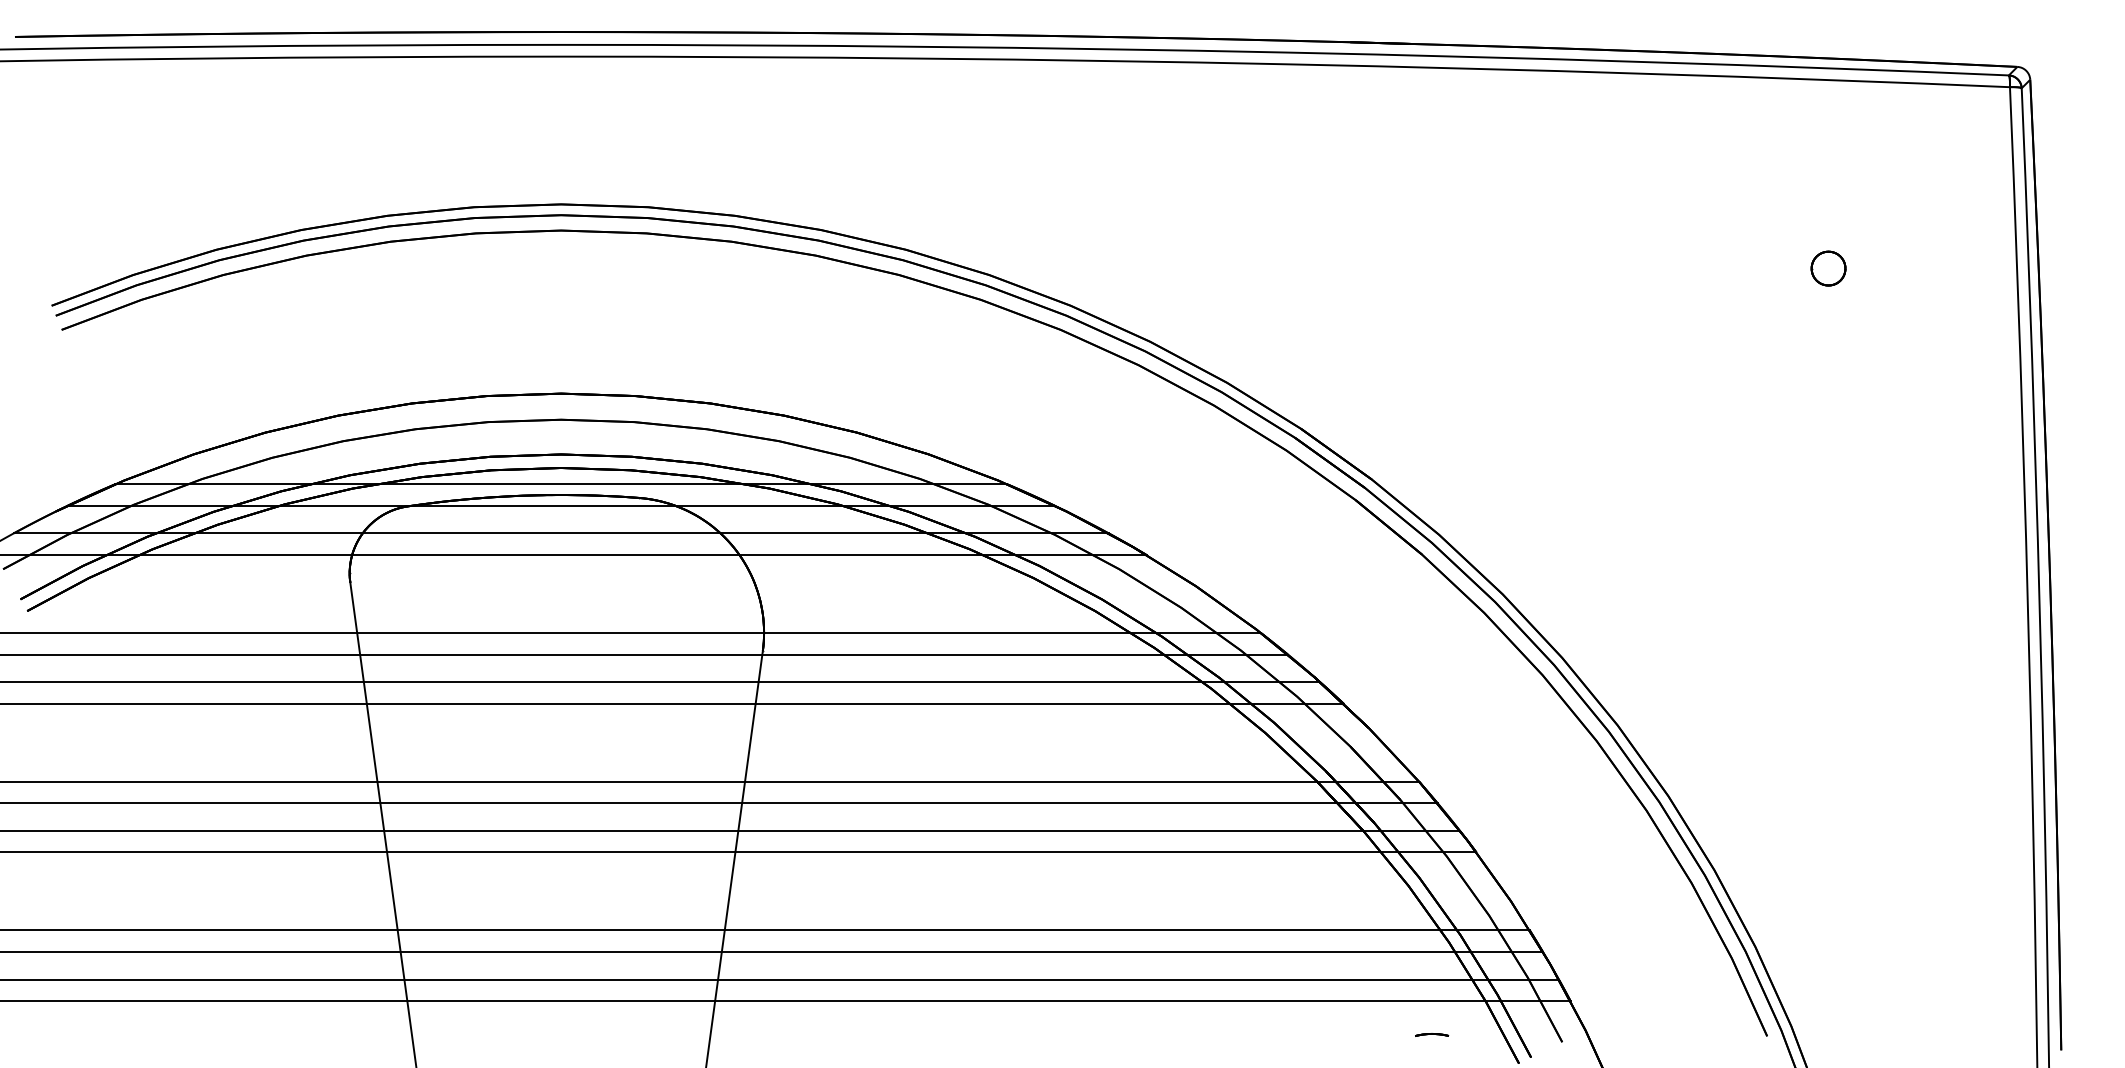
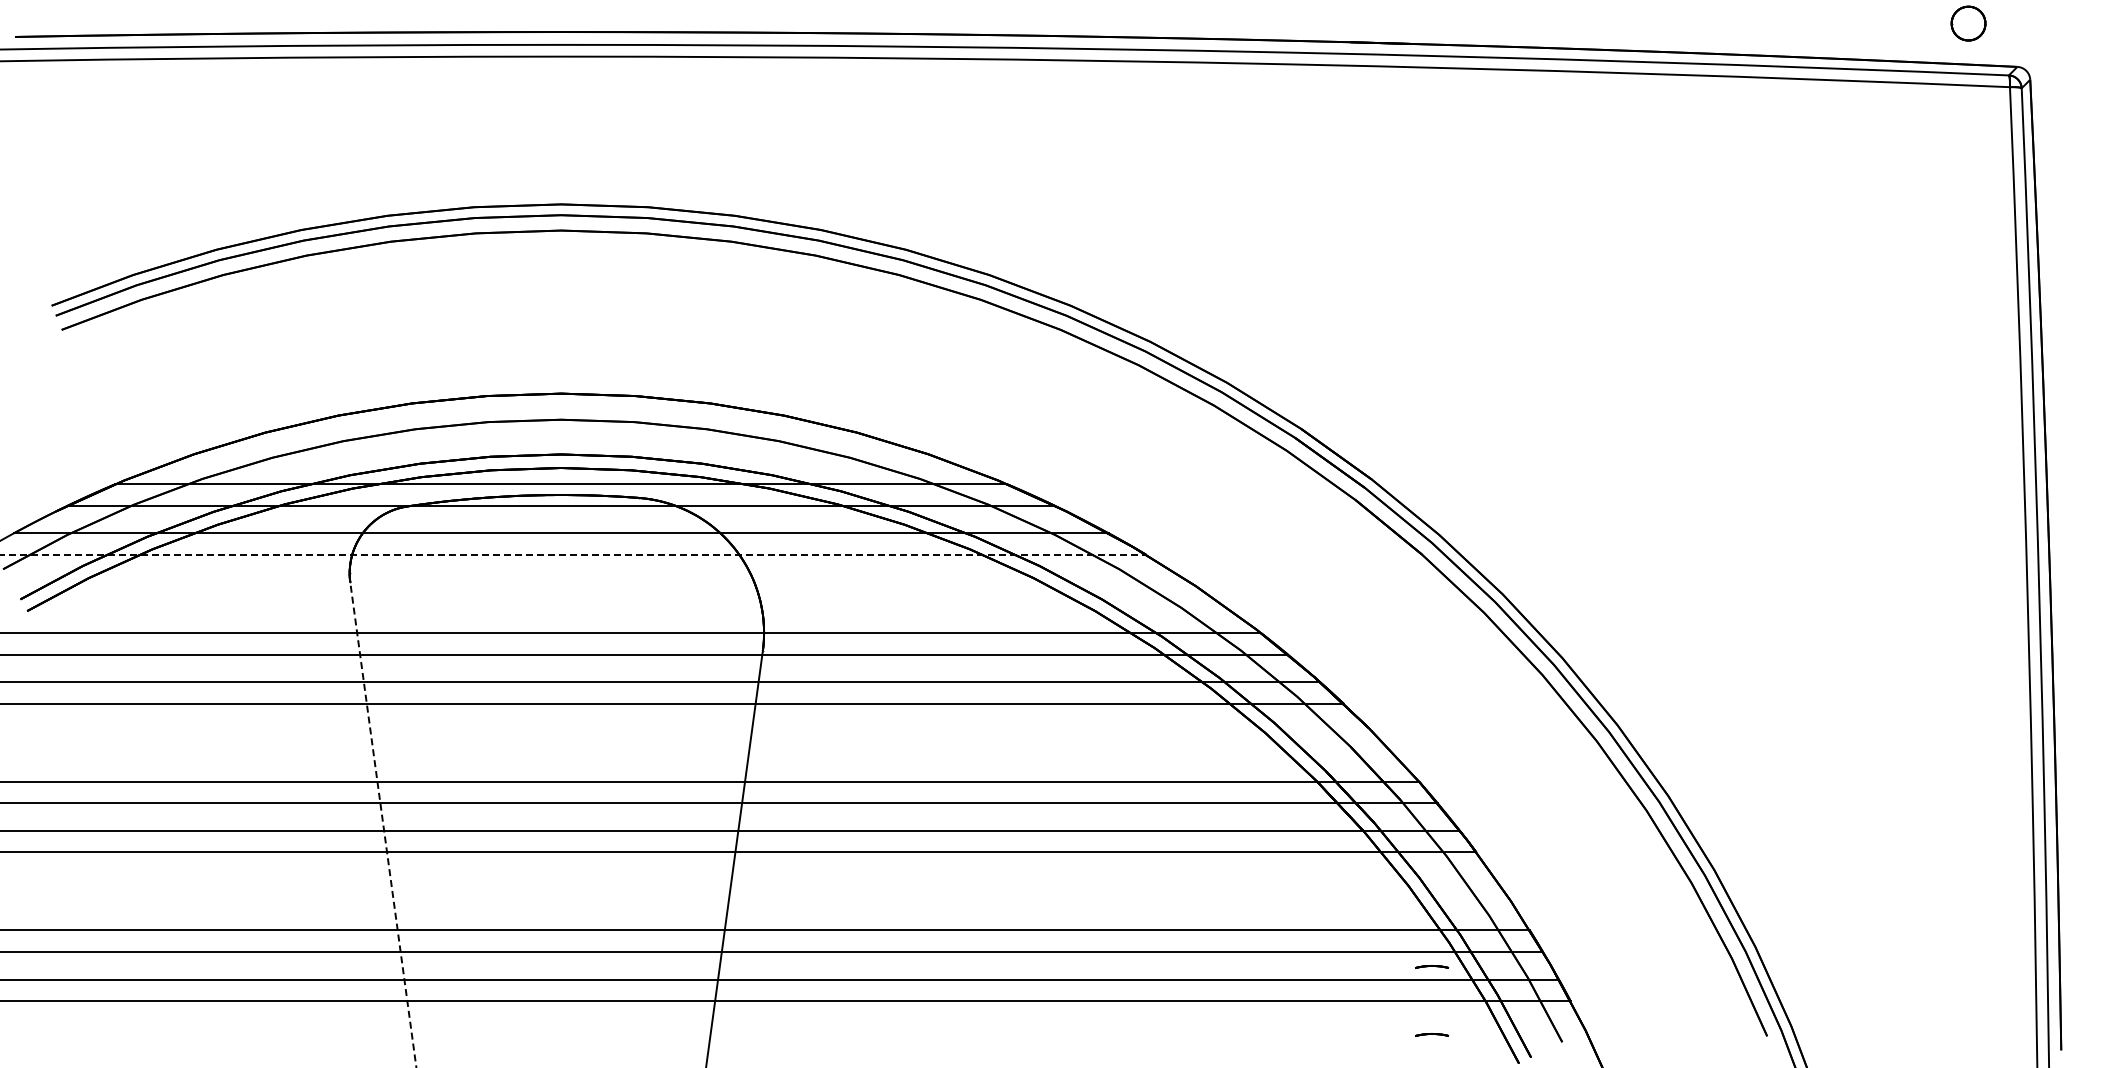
part position: (1828, 268) -> (1968, 23) (1968, 23)
line: solid -> dashed (573, 555)
line: solid -> dashed (383, 824)
line: none -> present (1432, 966)
